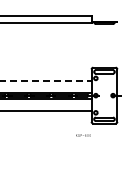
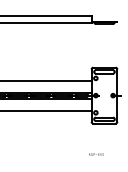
line: dashed -> solid (46, 80)
text position: (83, 135) -> (96, 154) (96, 154)
